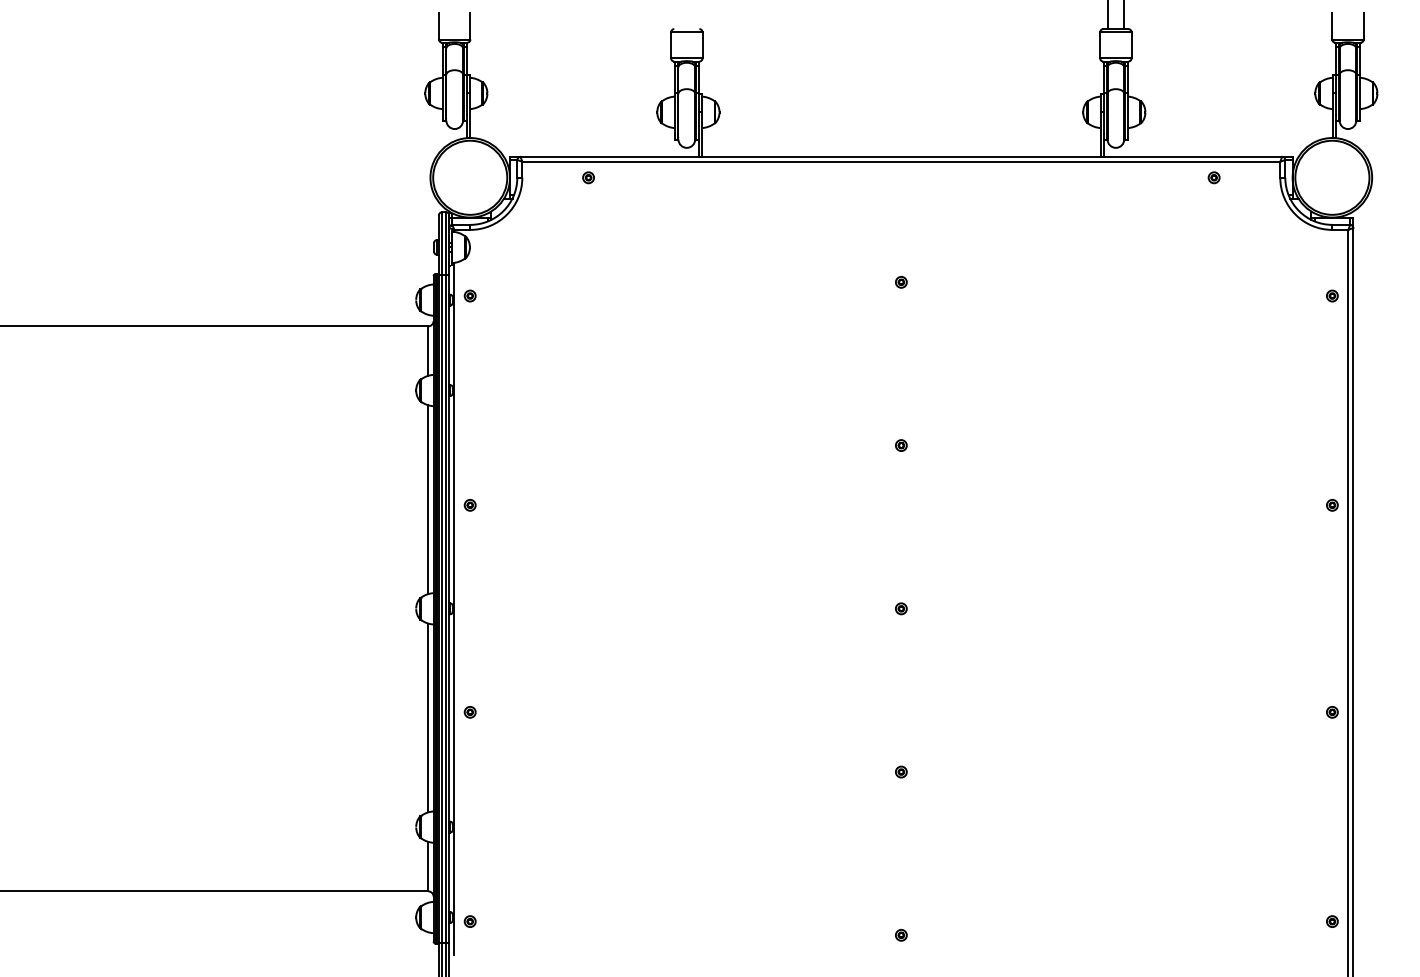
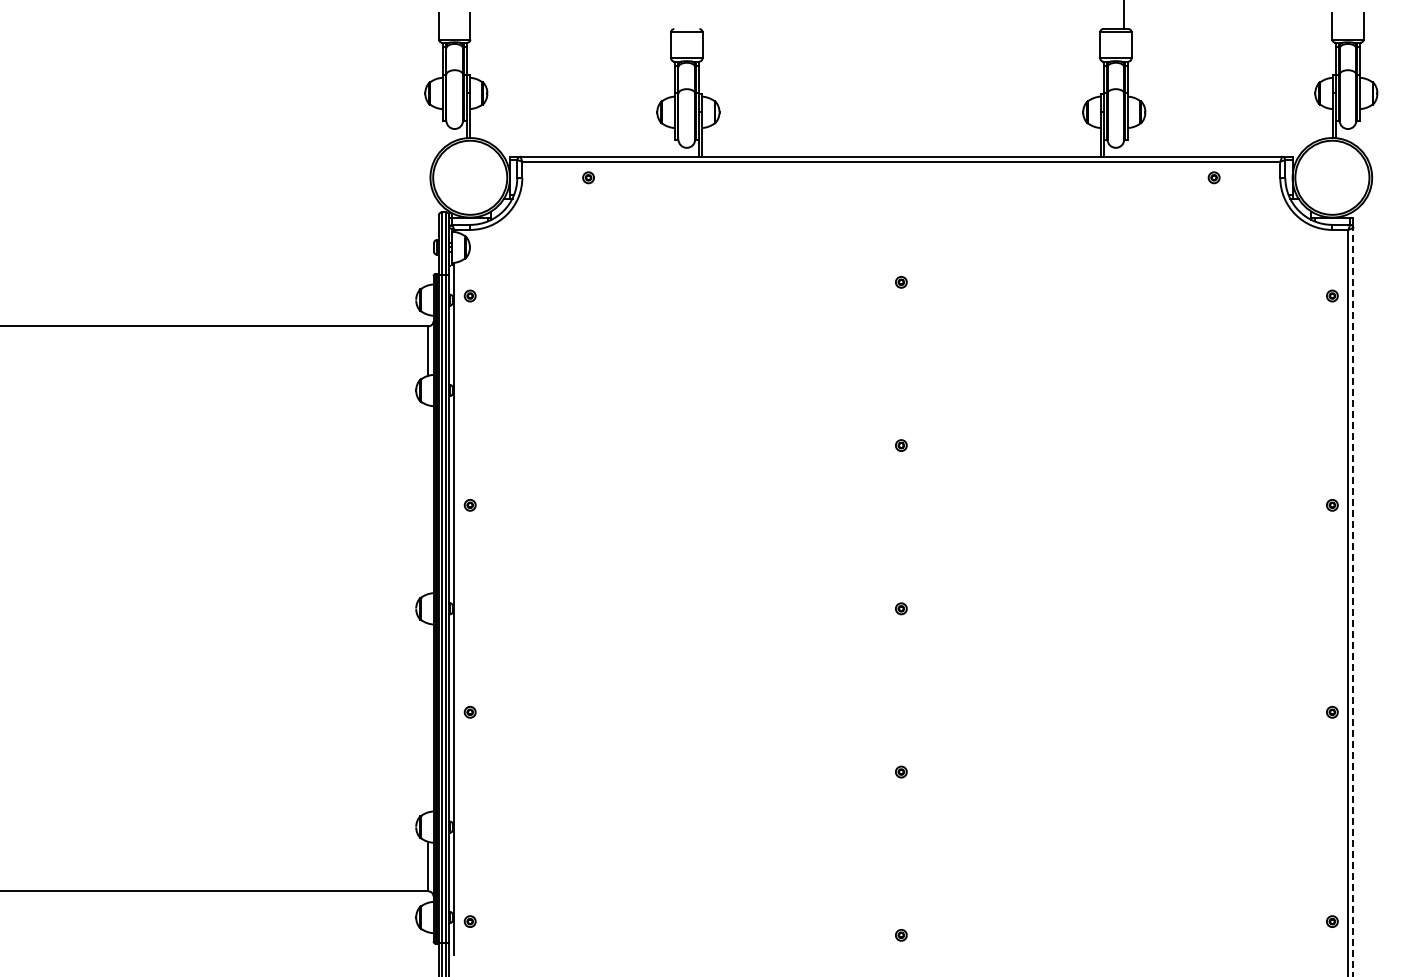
line: present -> none (1107, 15)
line: present -> none (428, 499)
line: solid -> dashed (1353, 601)
line: present -> none (428, 717)
